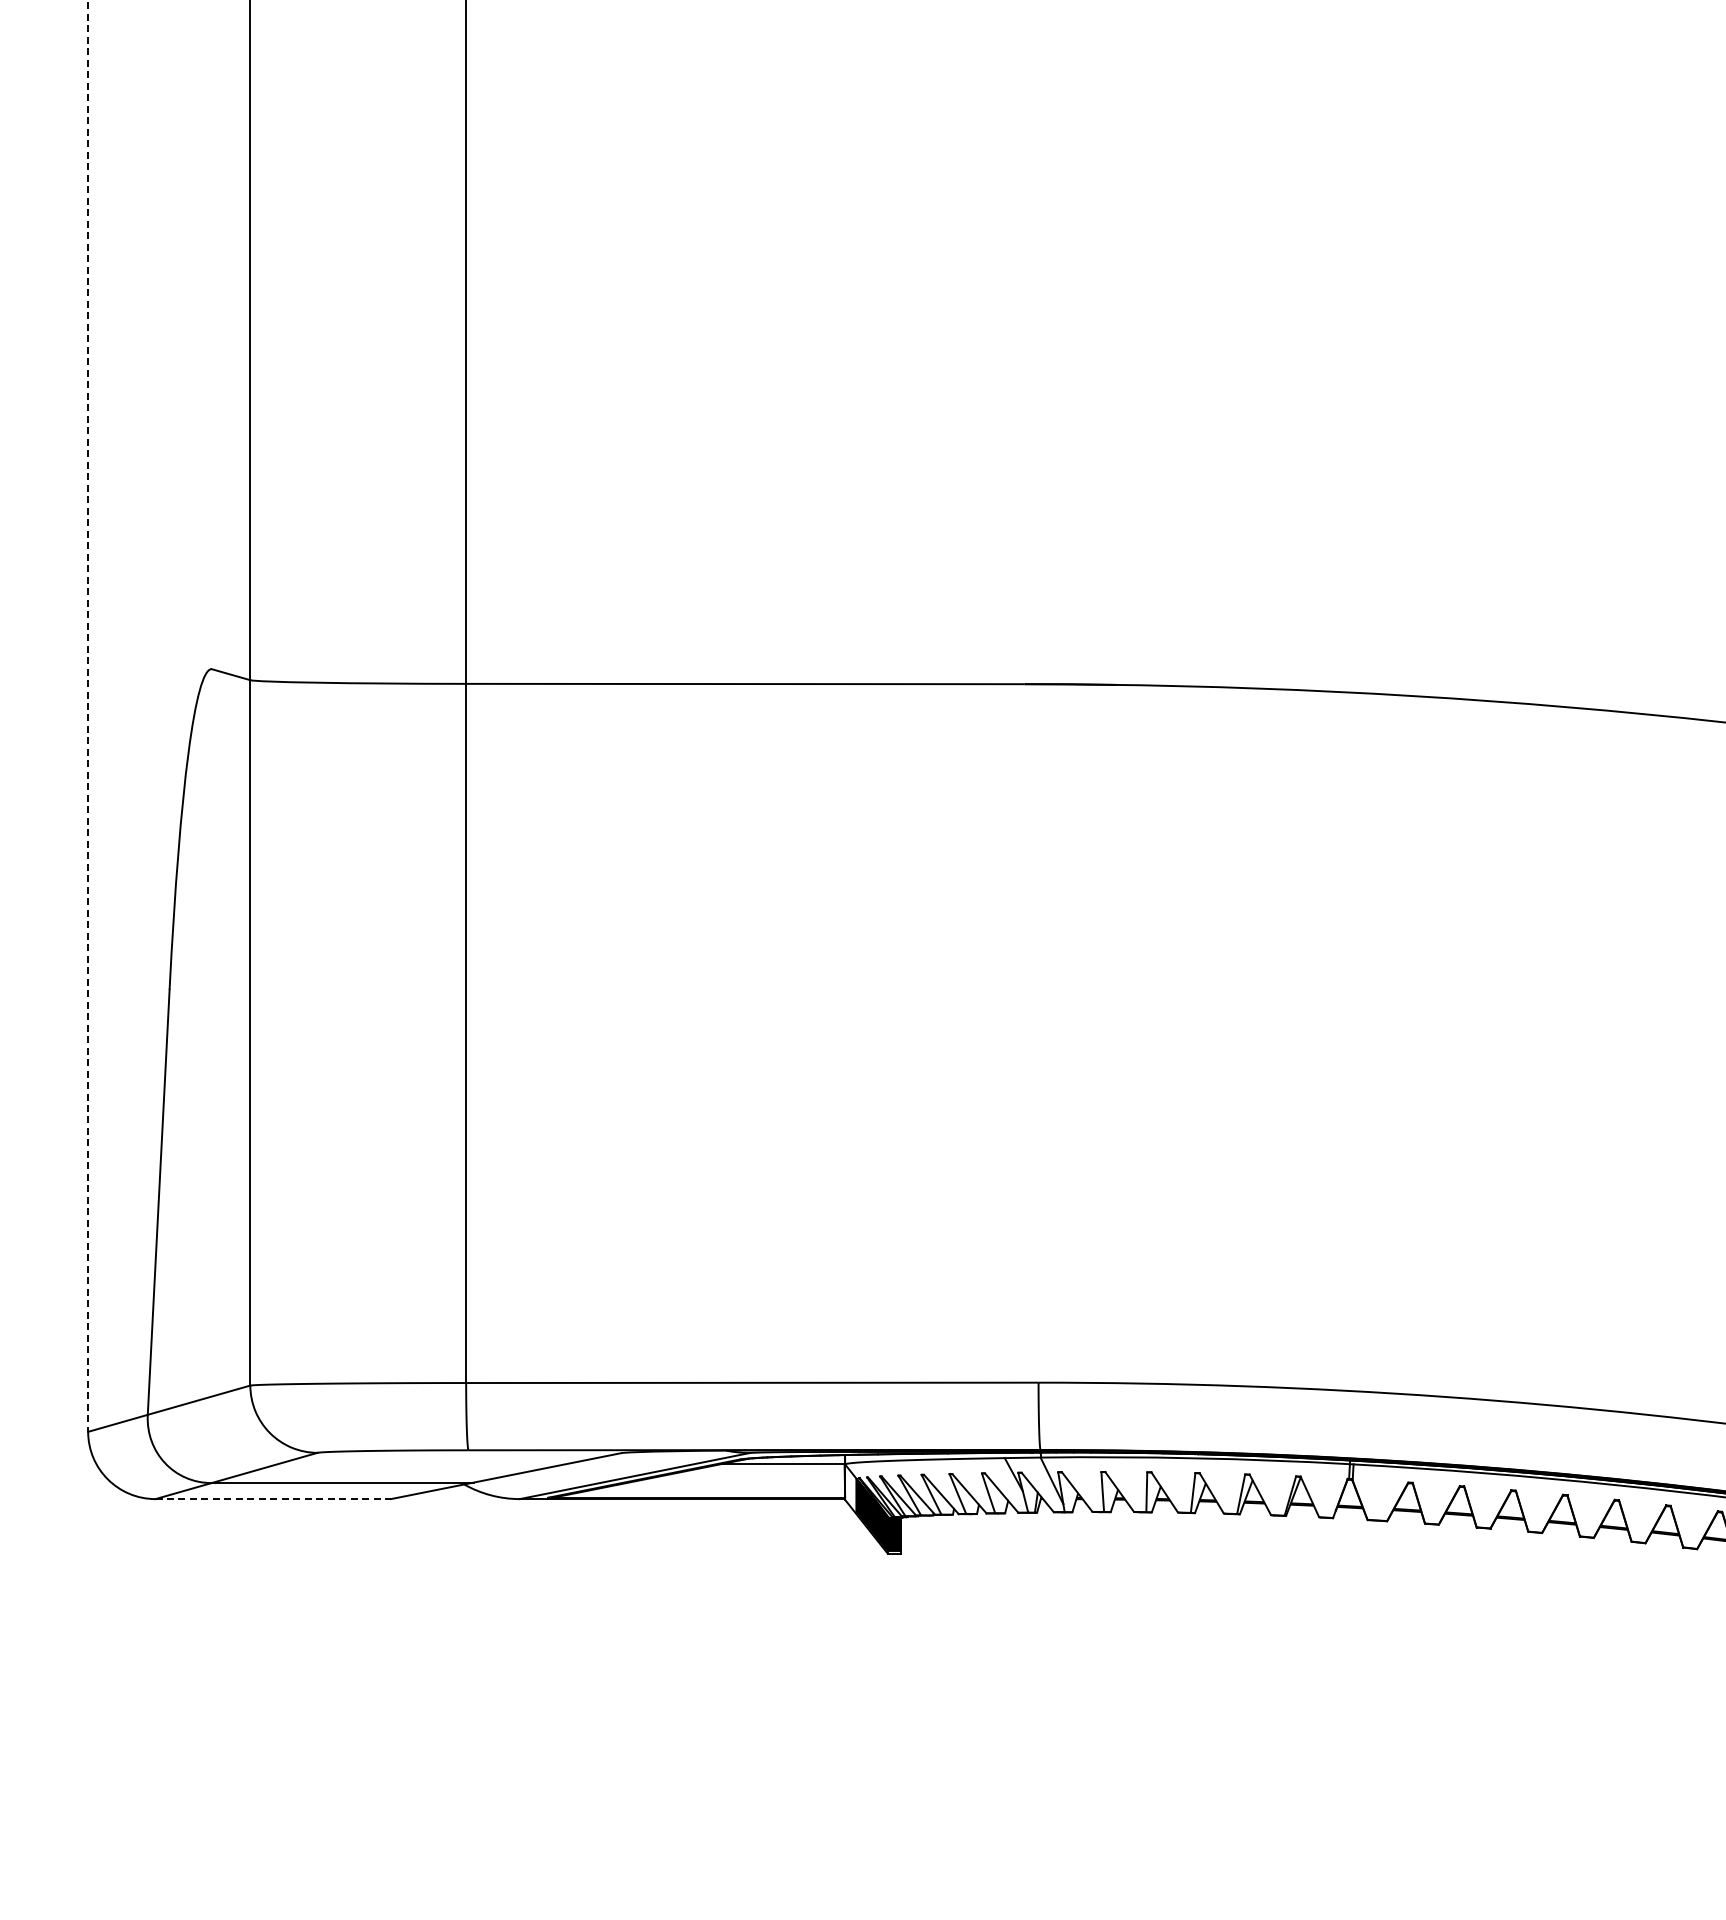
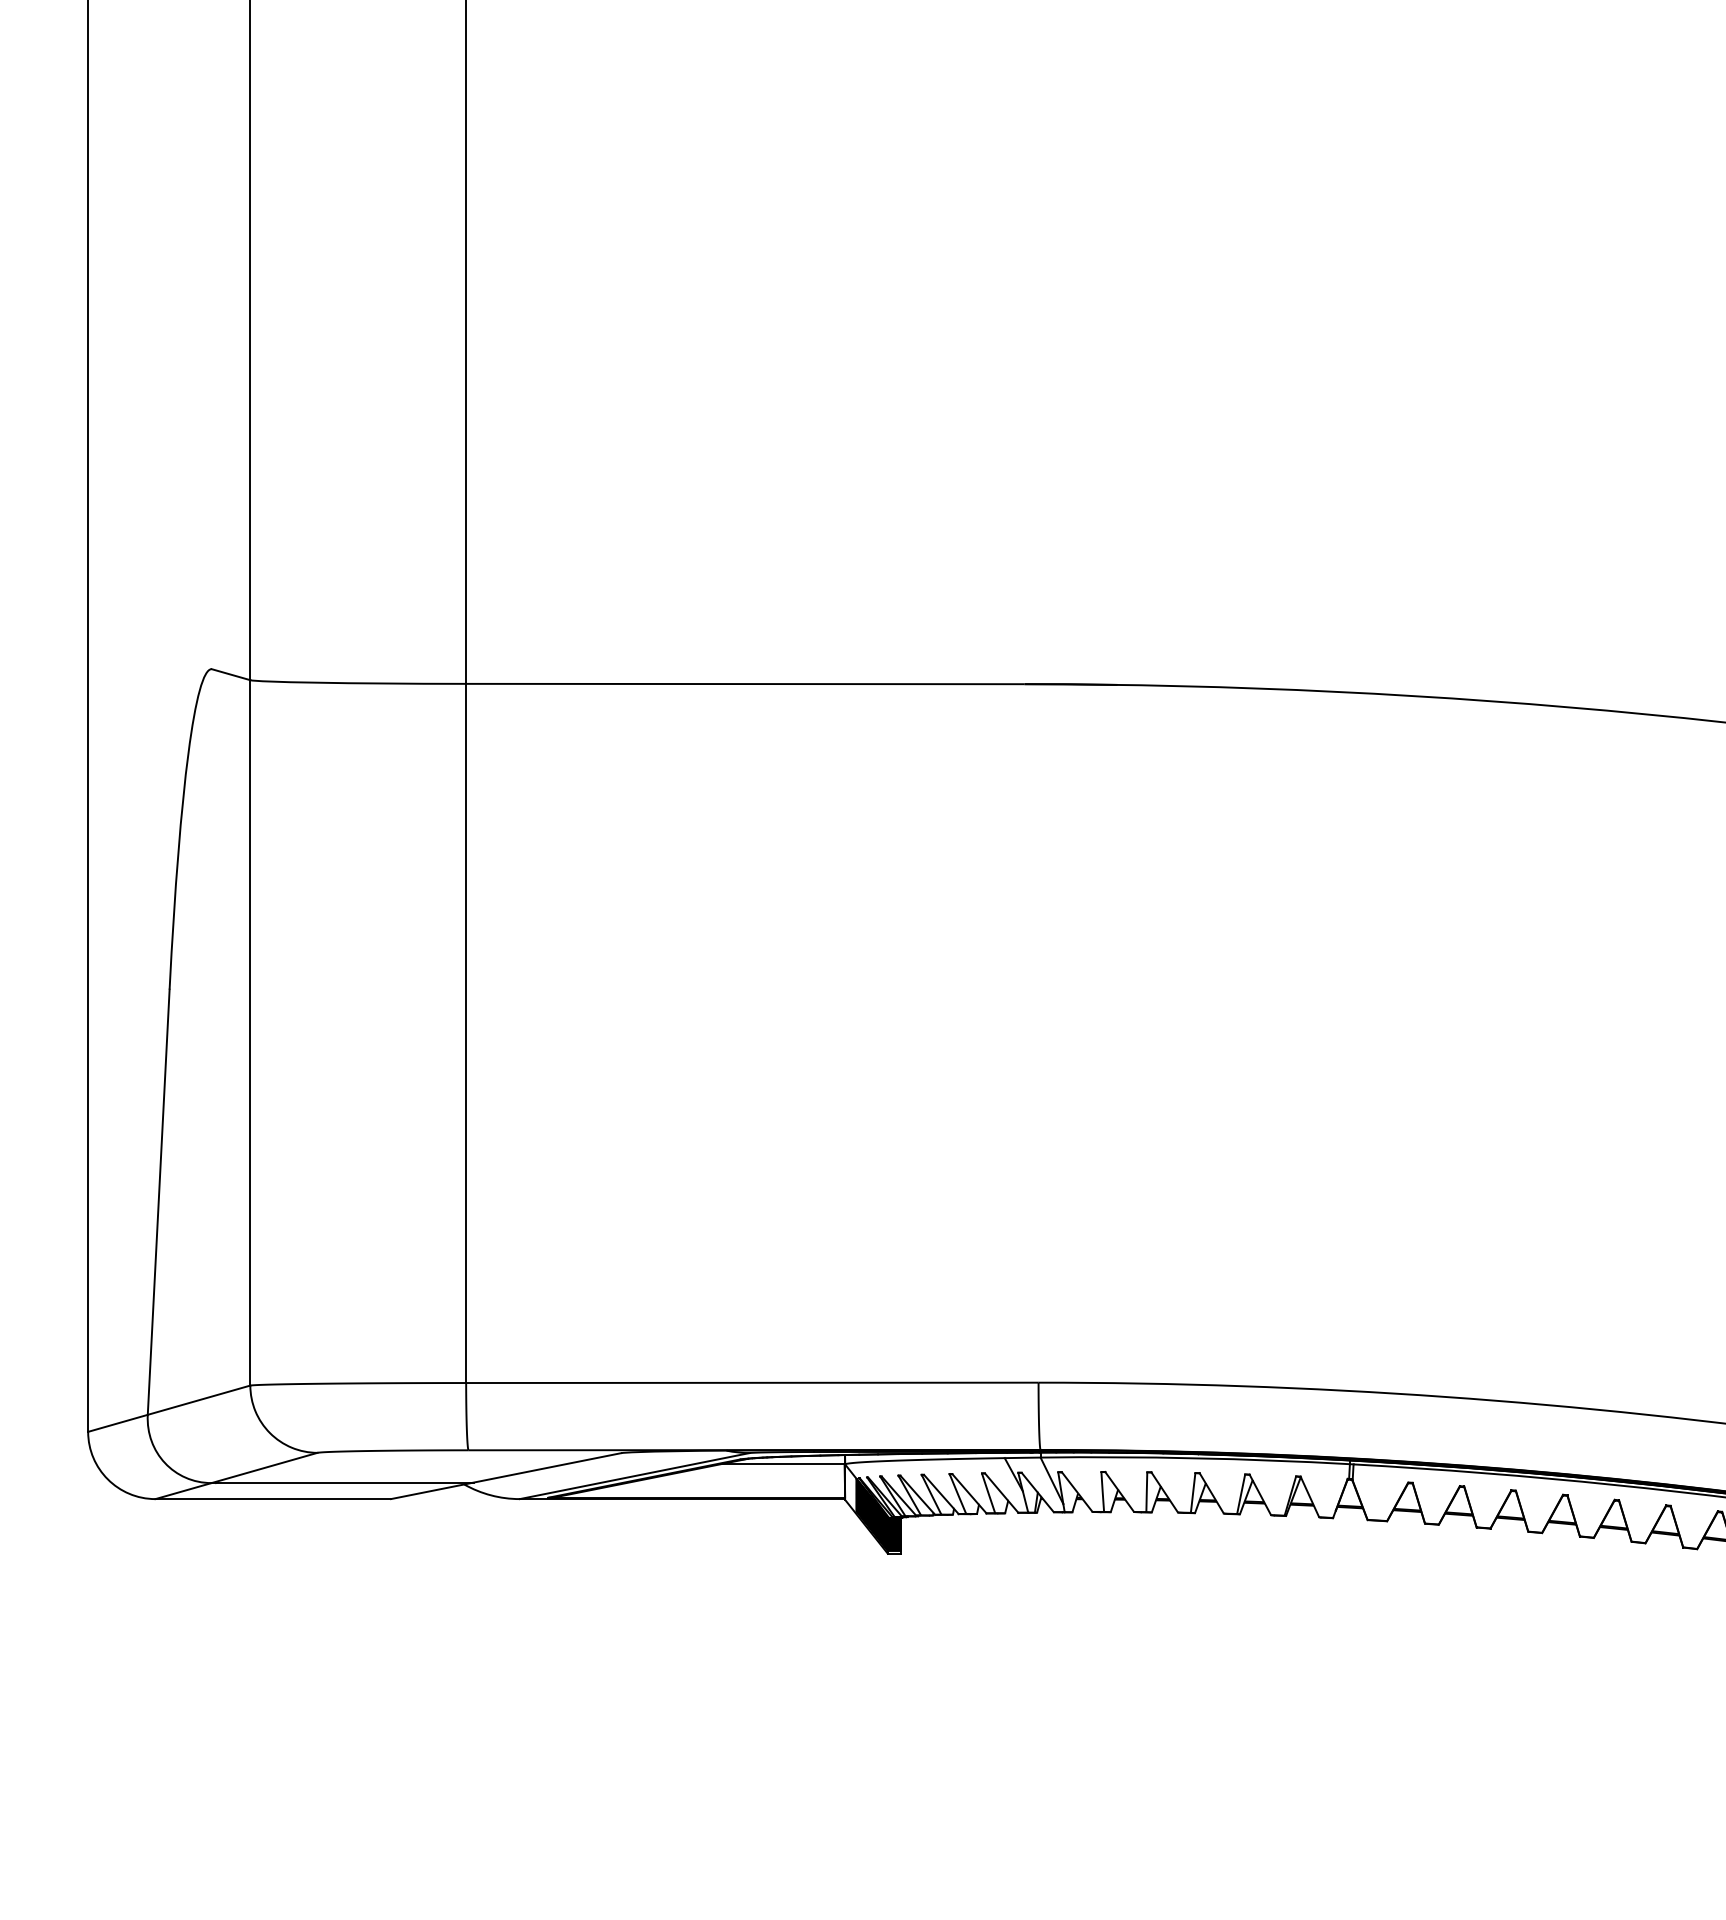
line: dashed -> solid (88, 716)
line: dashed -> solid (273, 1499)
